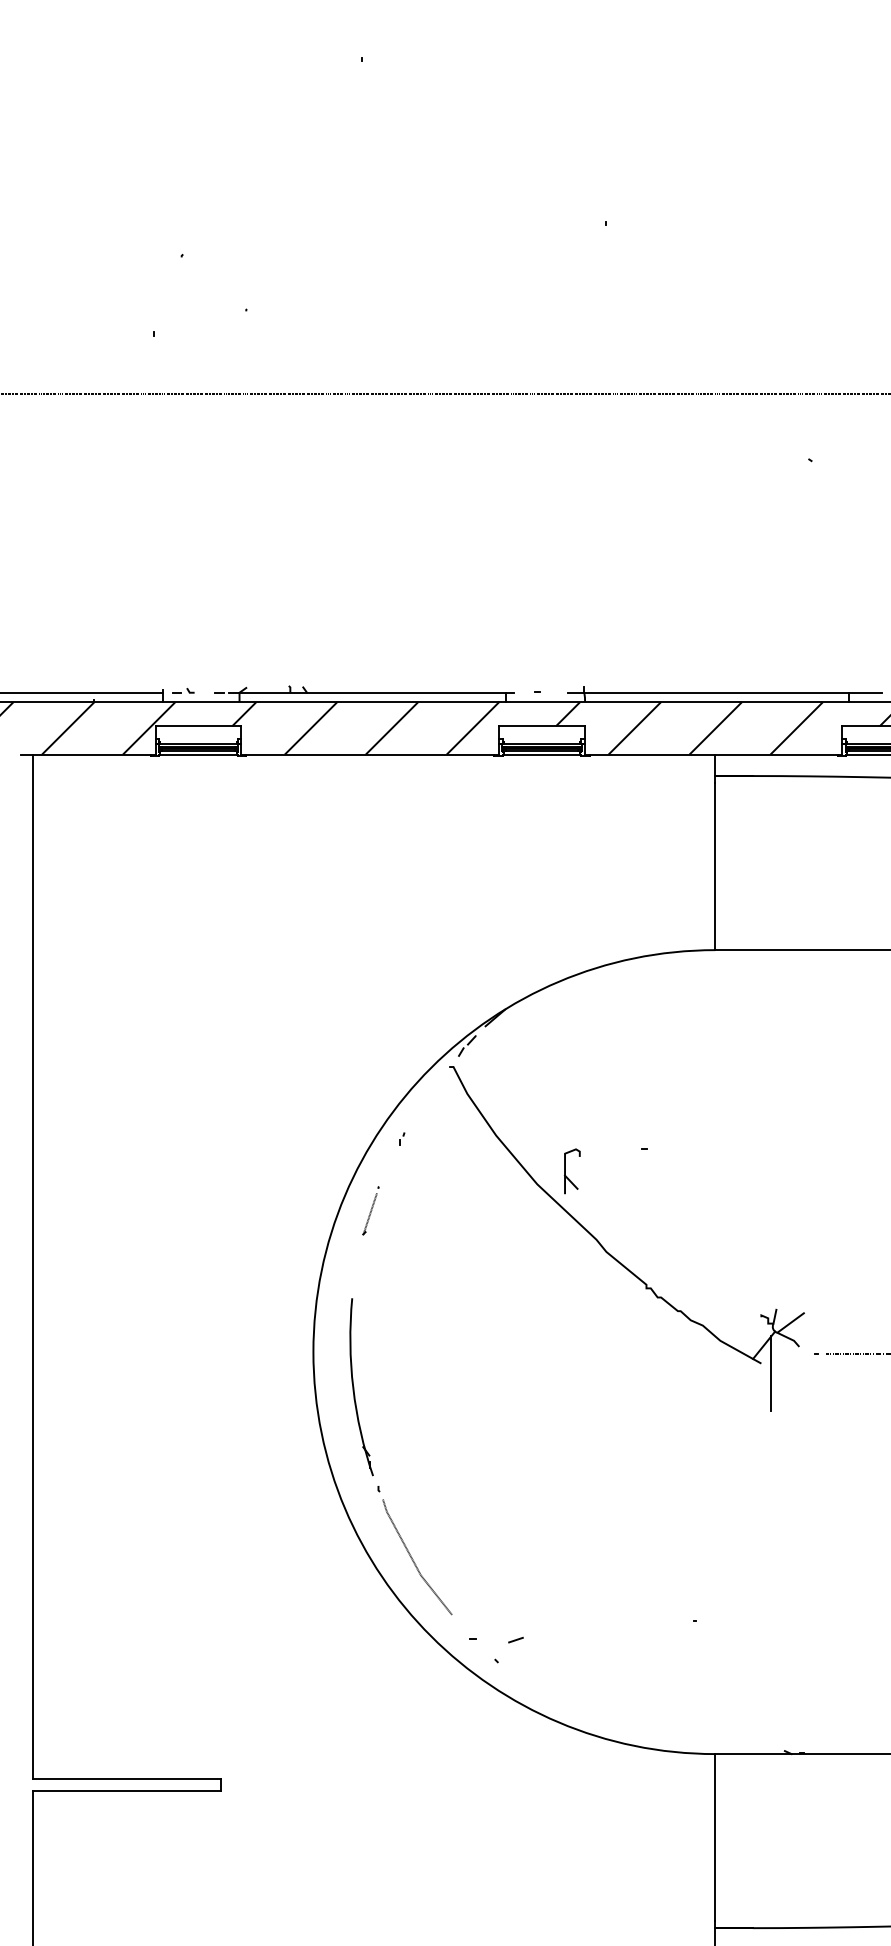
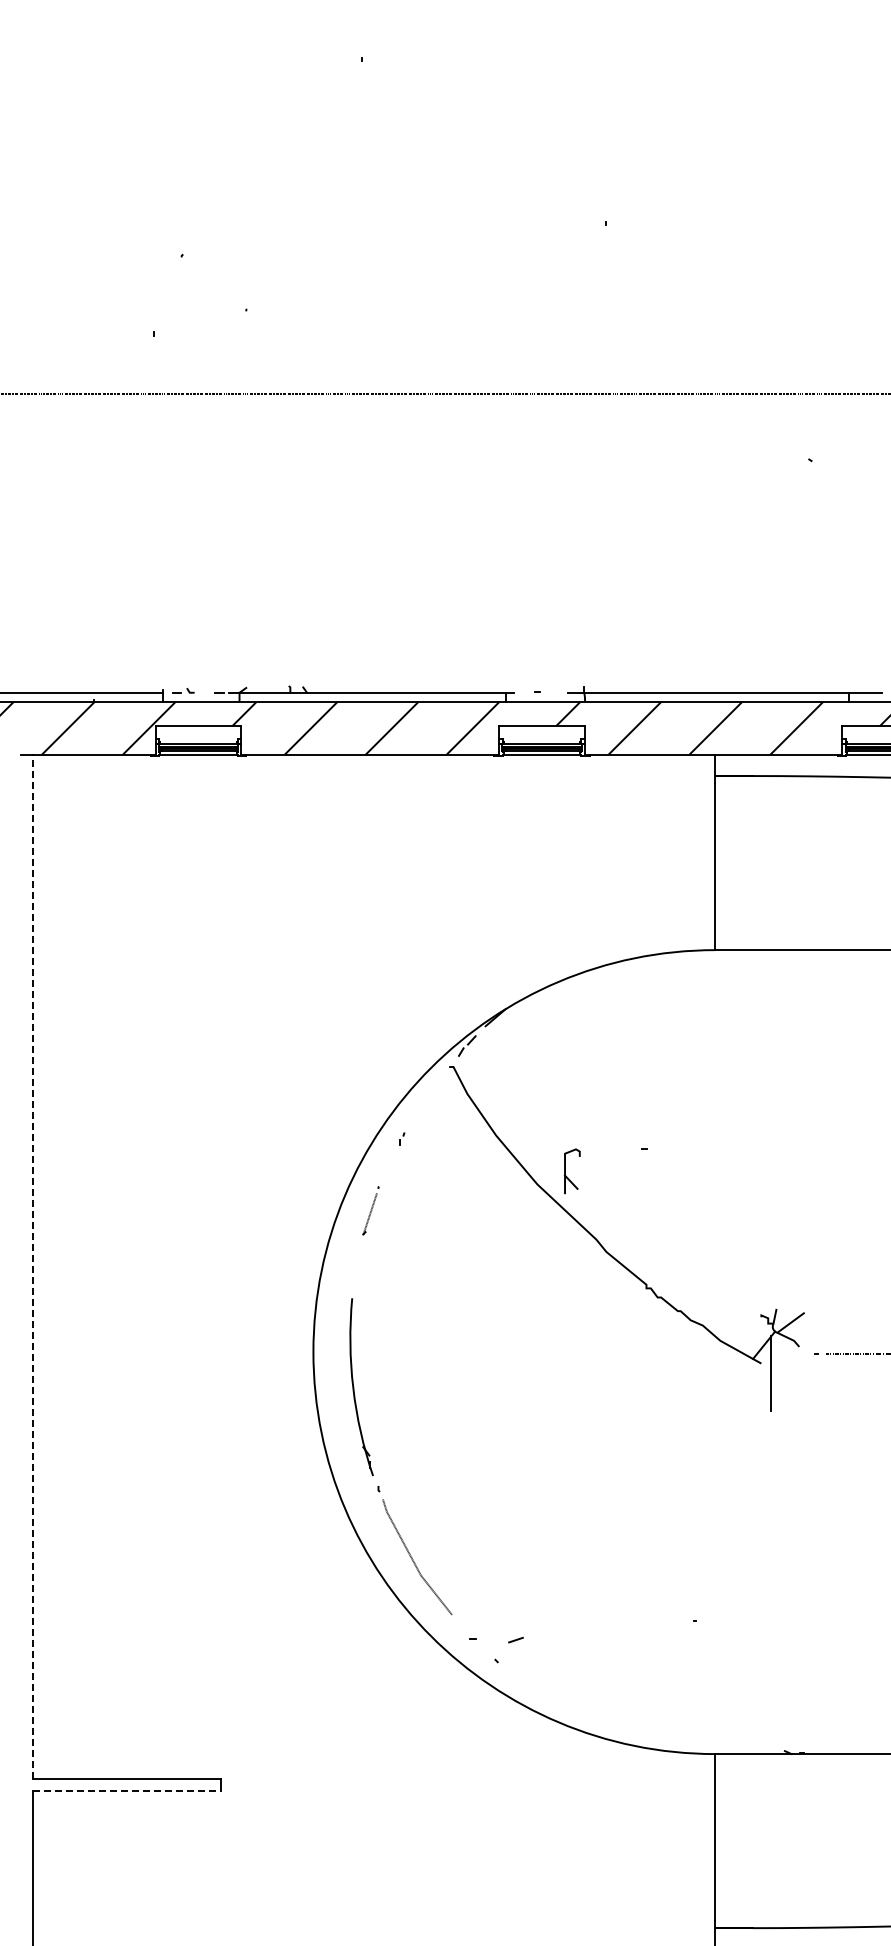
line: solid -> dashed (32, 1266)
line: solid -> dashed (127, 1791)
